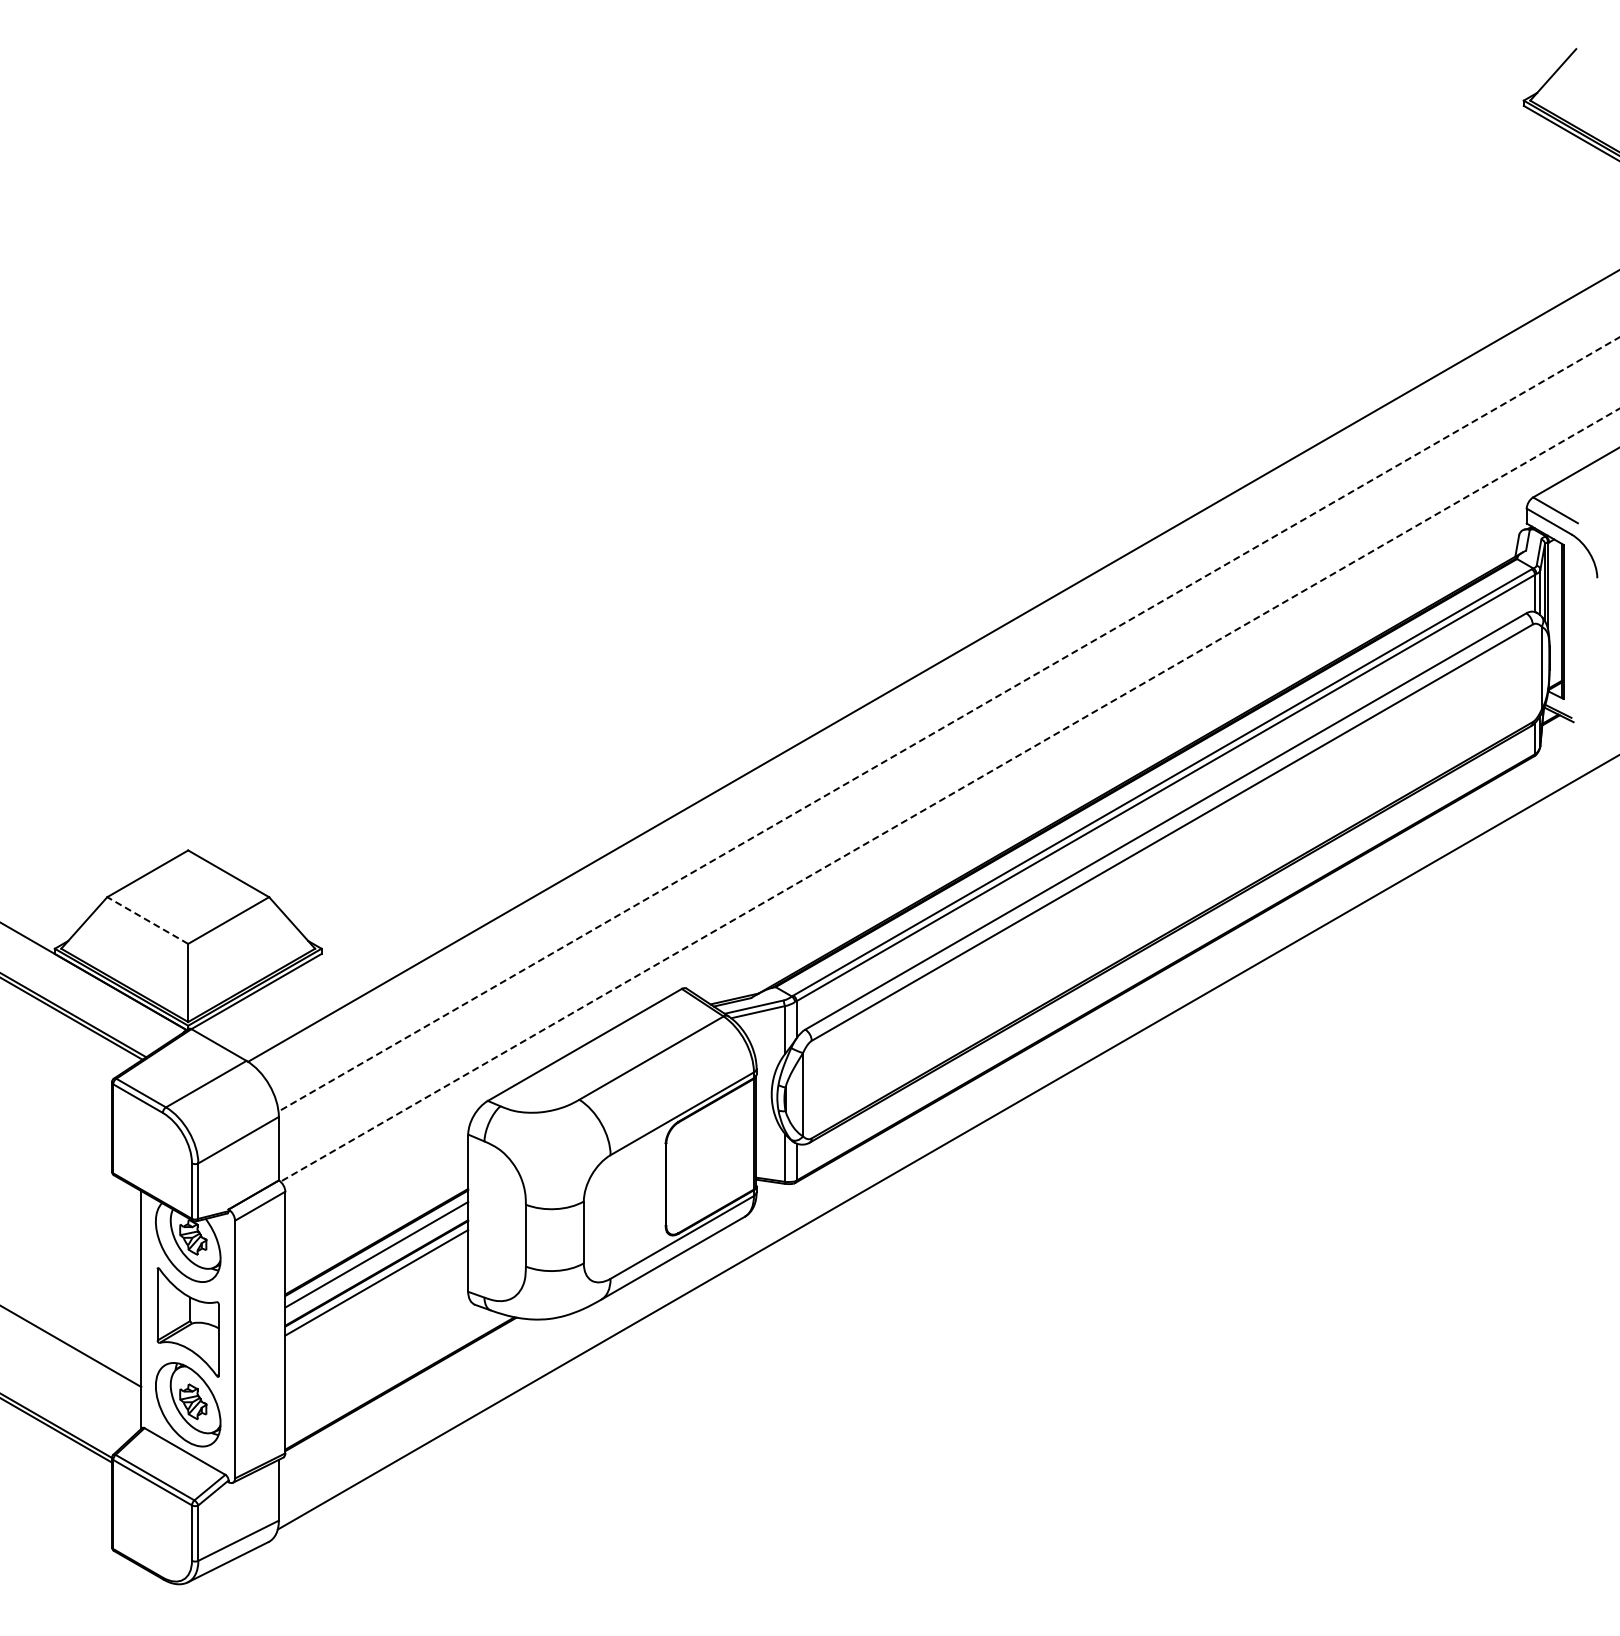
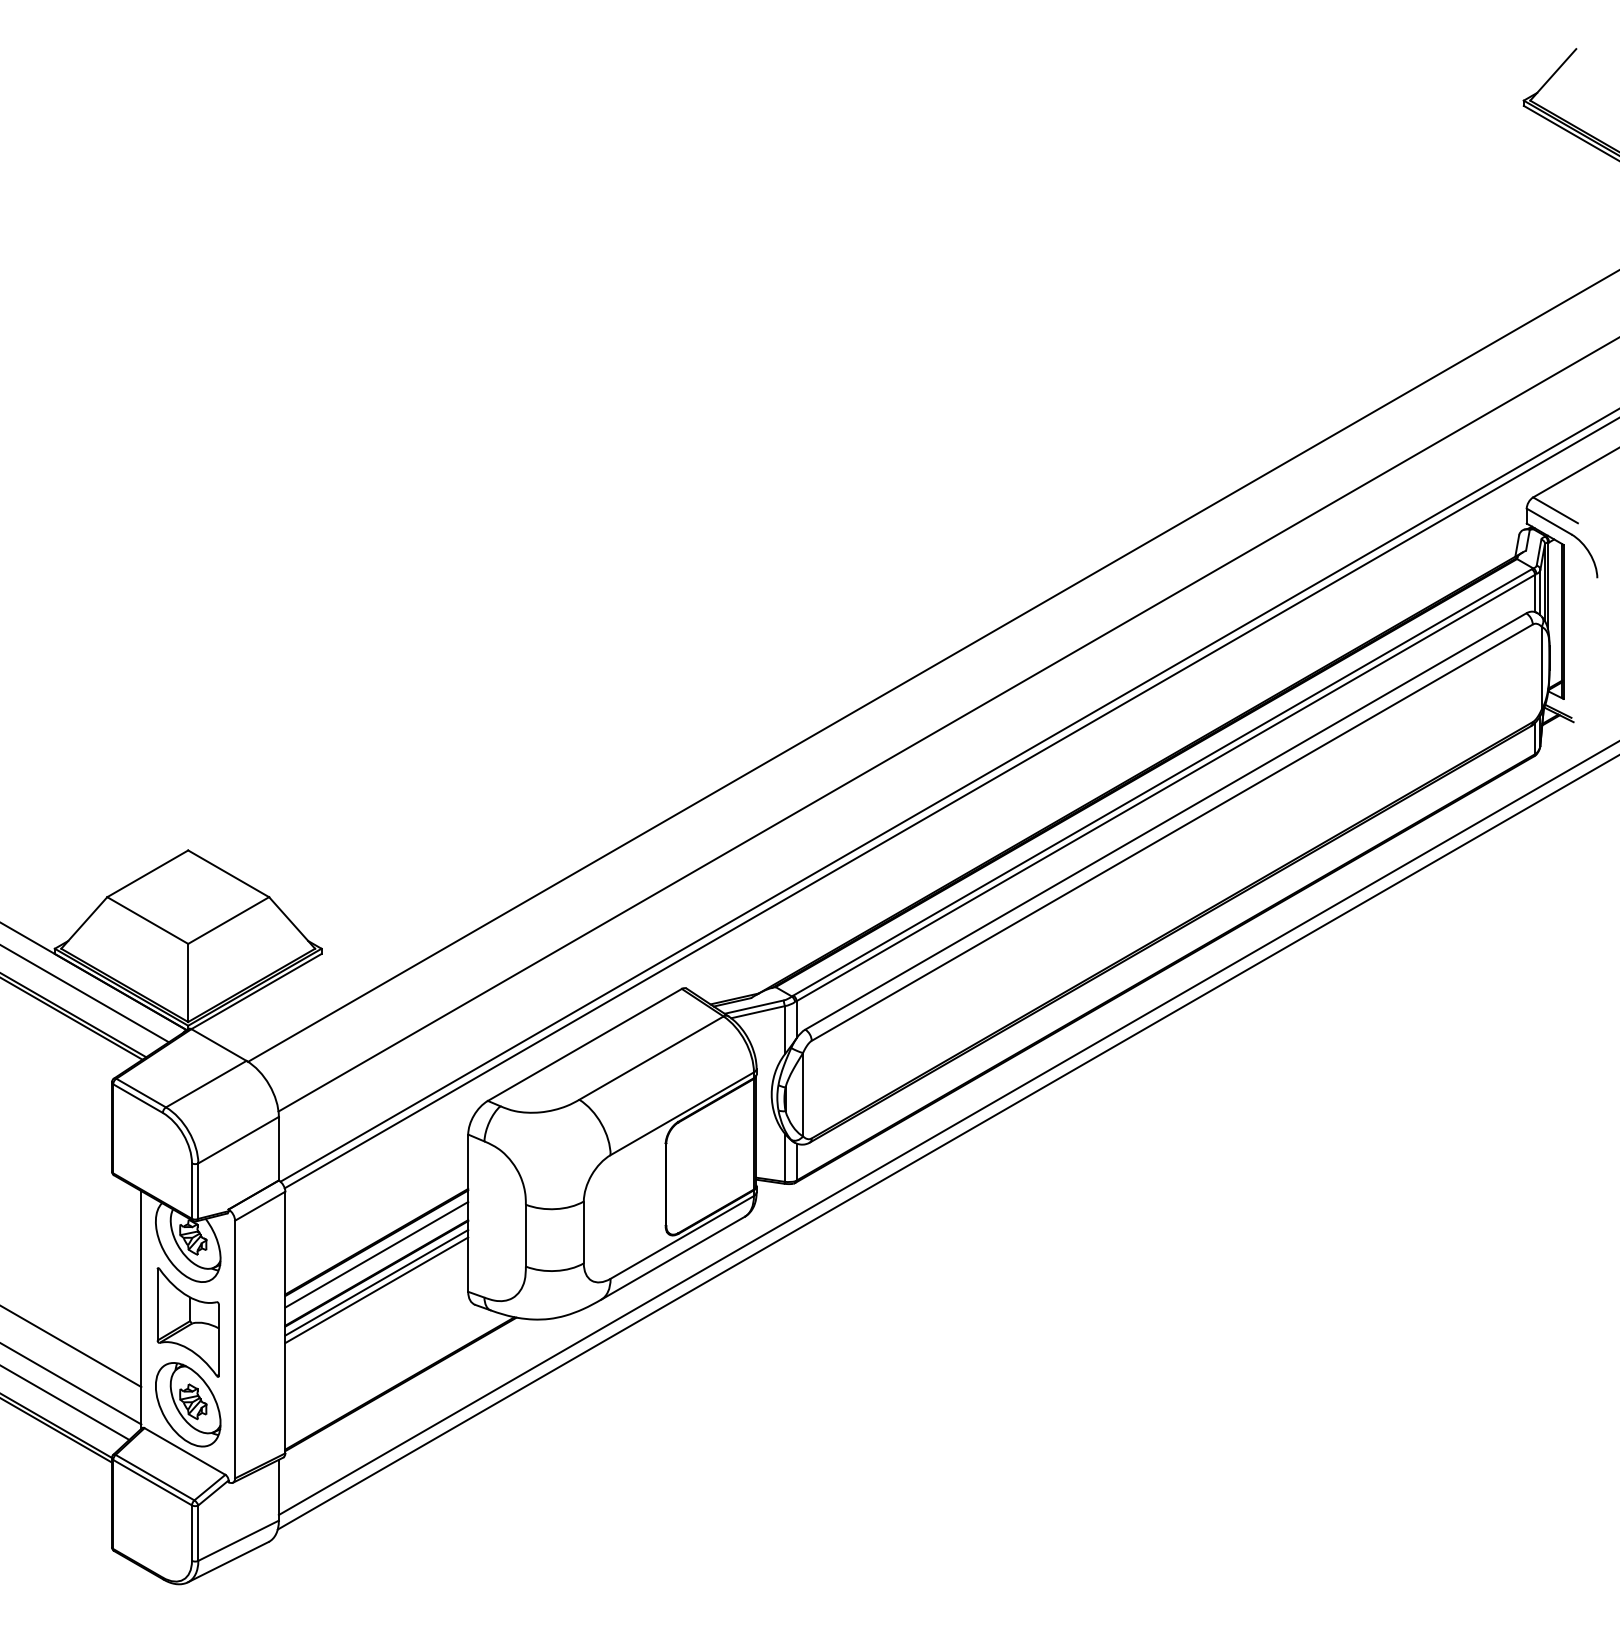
line: dashed -> solid (948, 724)
line: dashed -> solid (949, 795)
line: none -> present (950, 803)
line: dashed -> solid (147, 920)
line: none -> present (85, 994)
line: none -> present (947, 1128)
line: none -> present (376, 1290)
line: none -> present (71, 1384)
line: none -> present (65, 1402)
